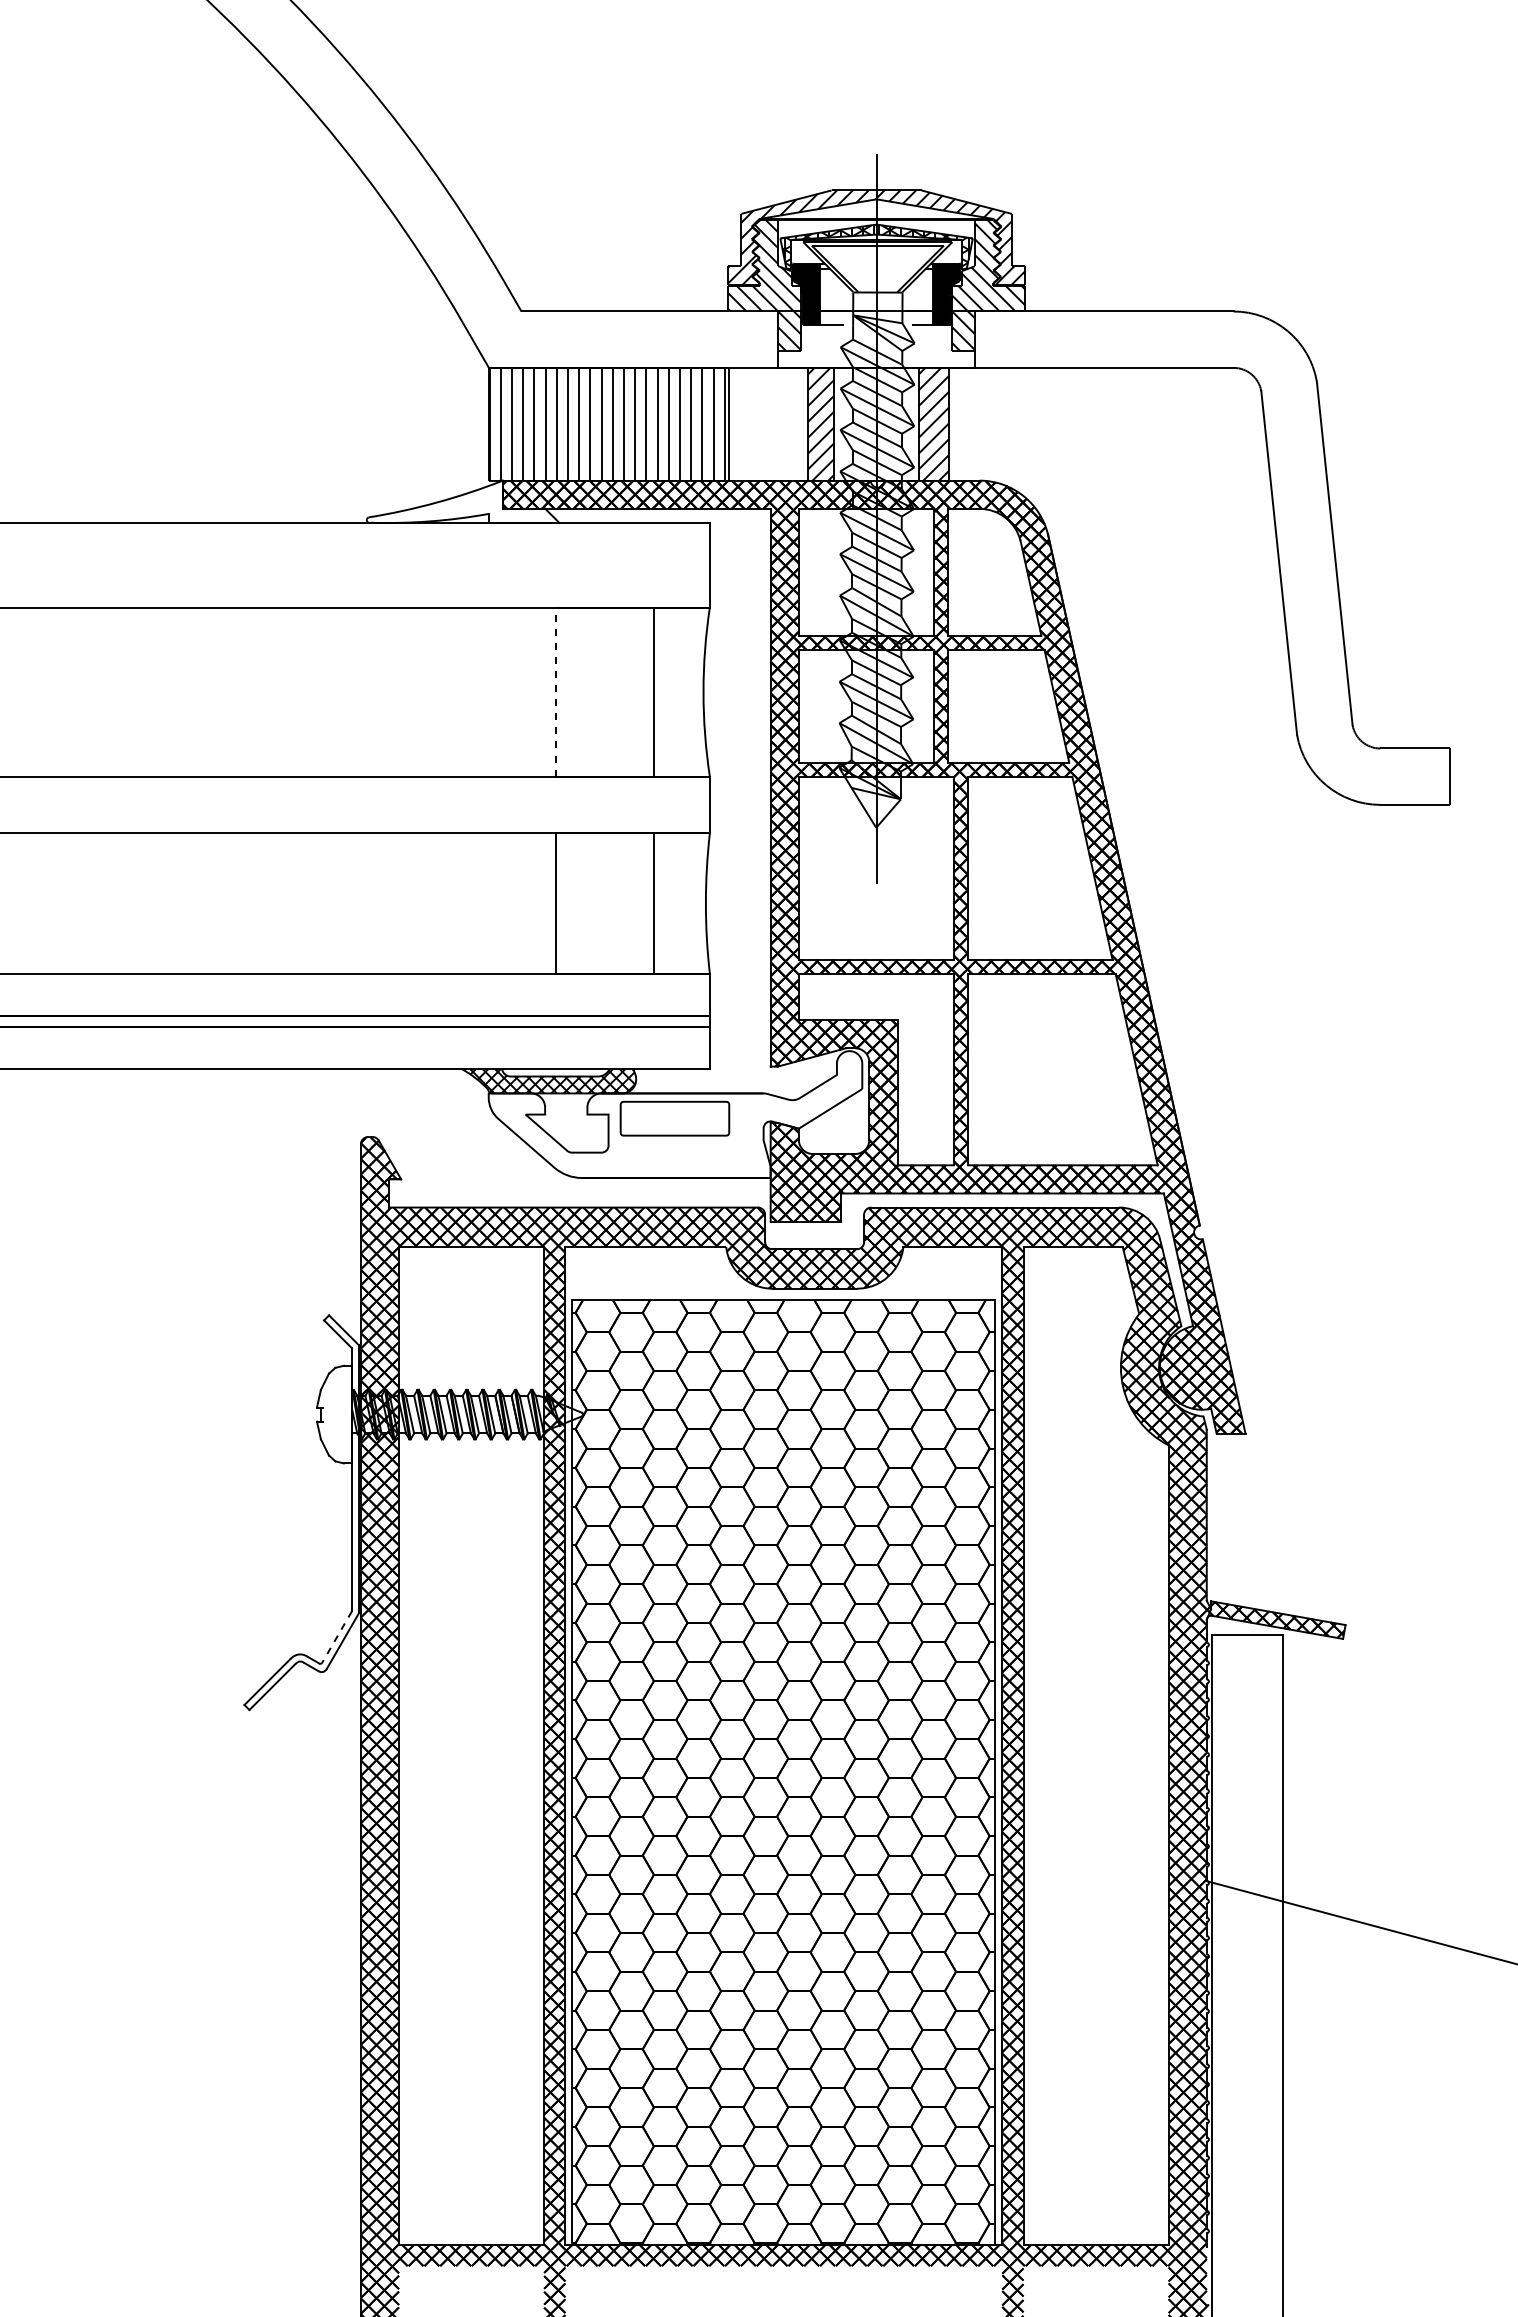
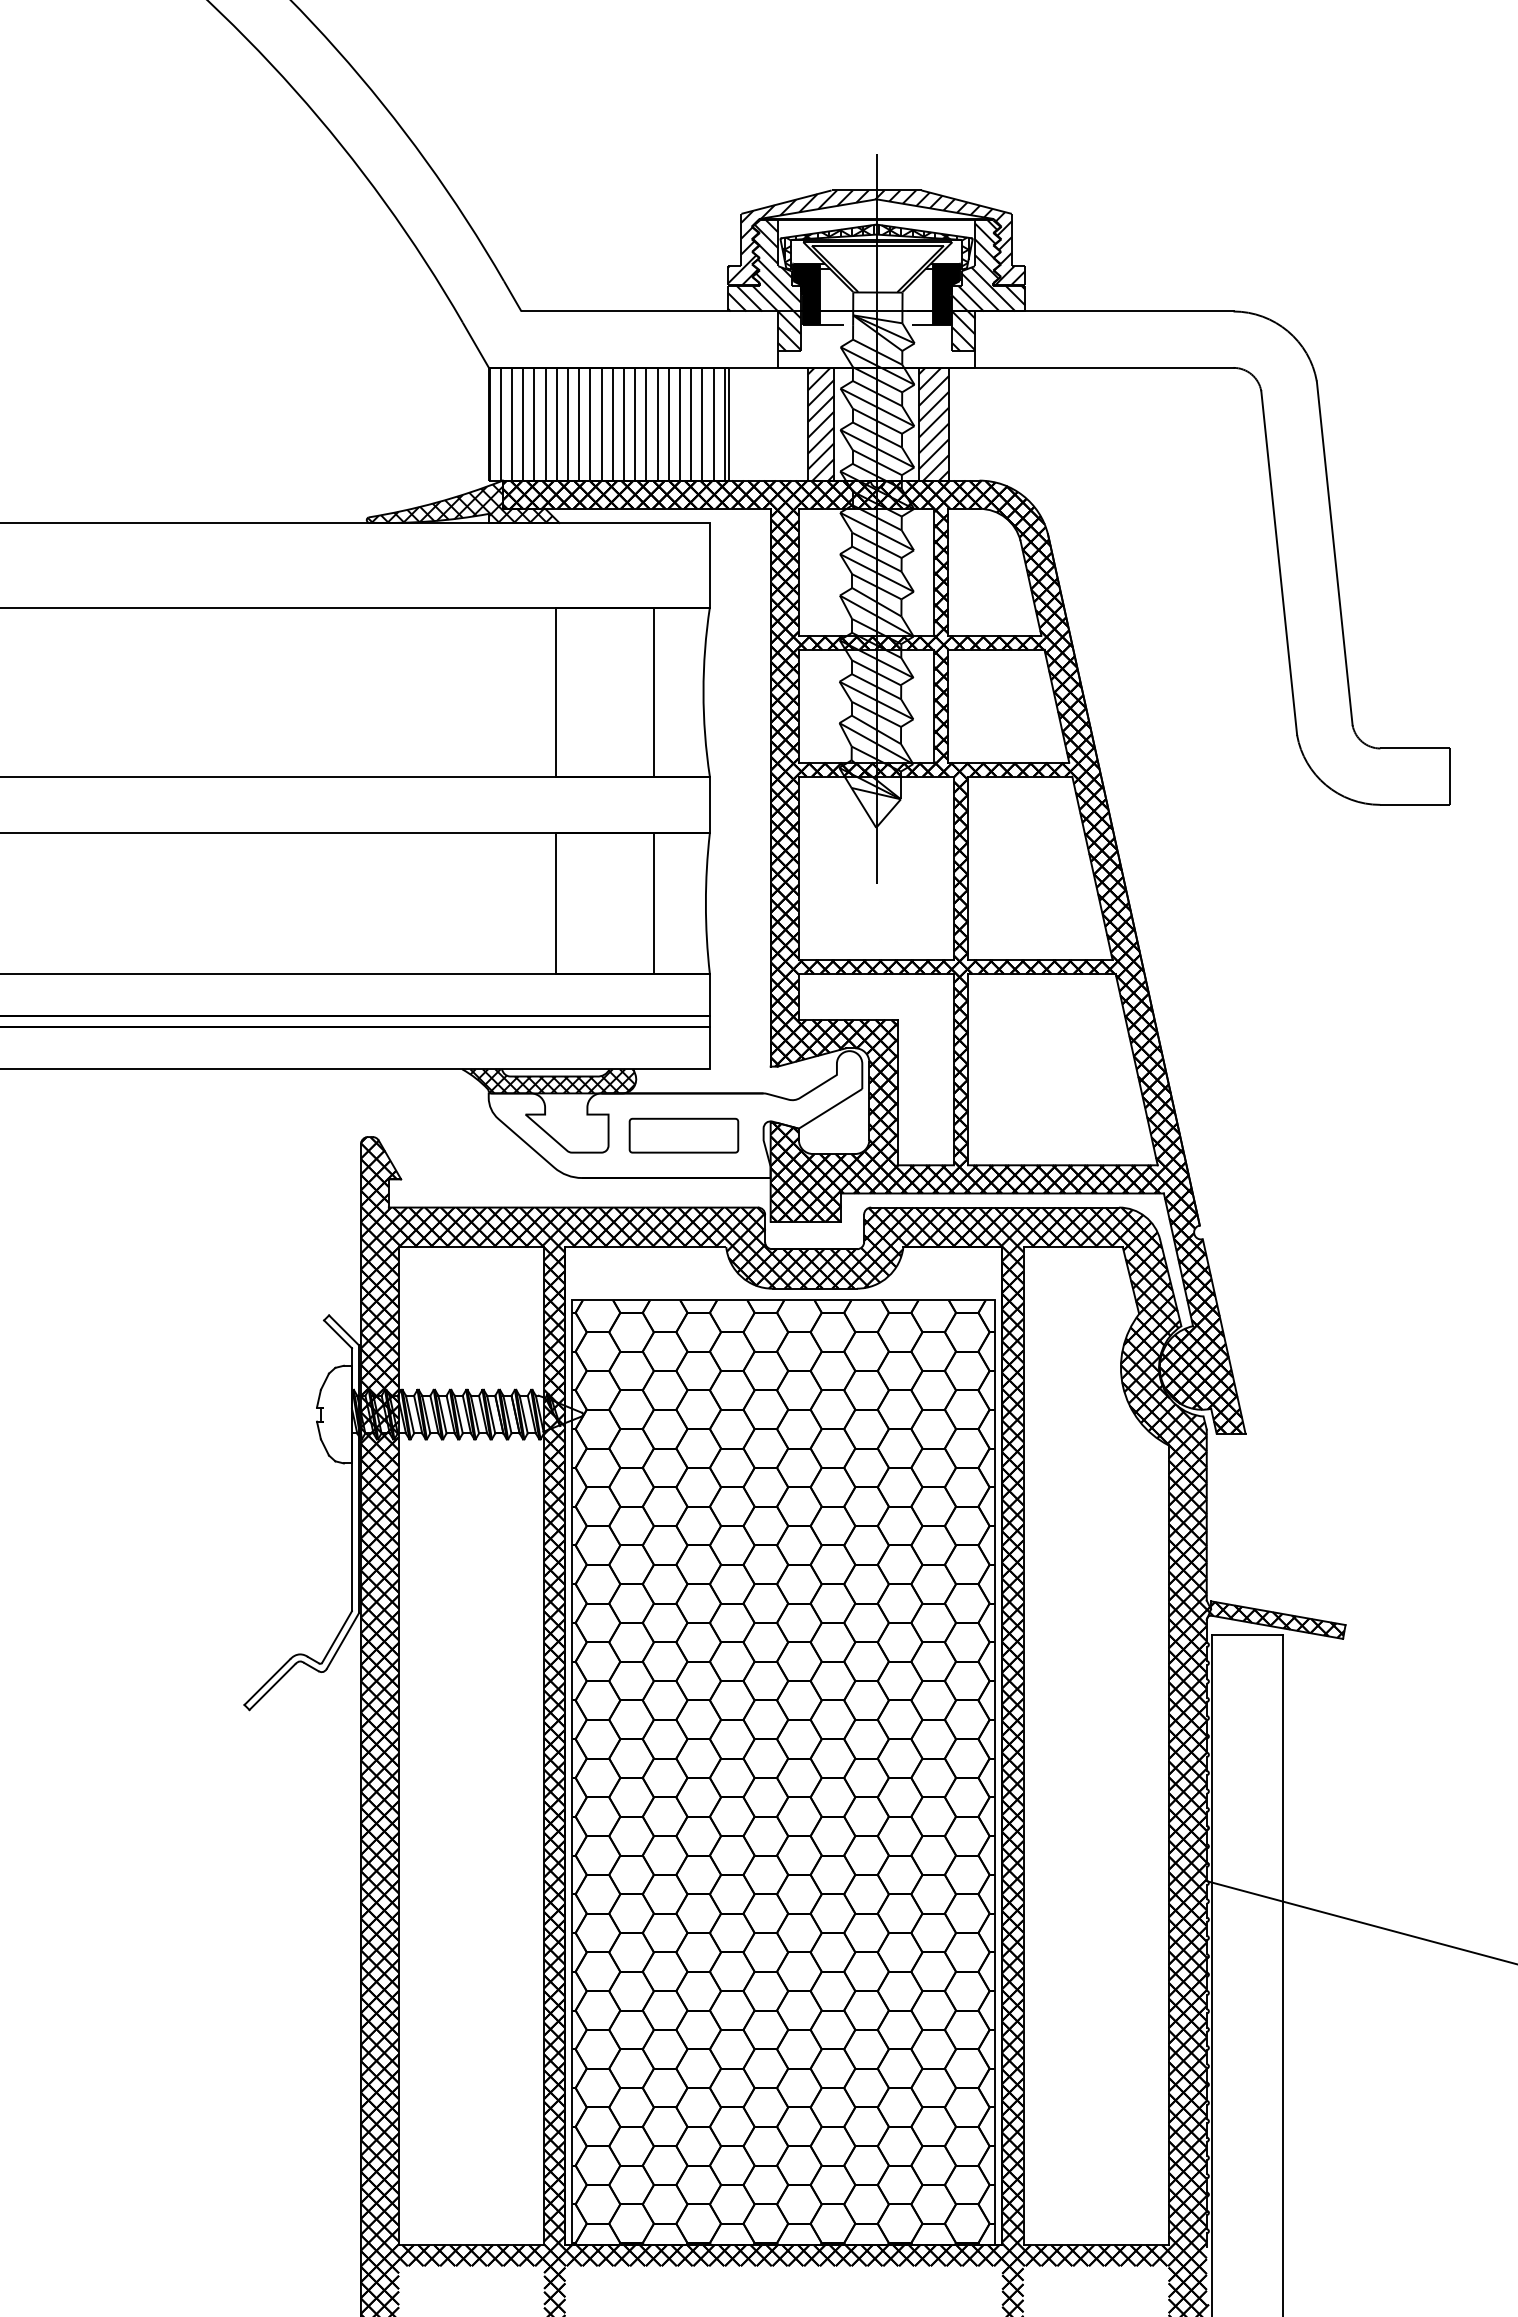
hatch: none -> present (459, 503)
line: dashed -> solid (556, 692)
part position: (674, 1118) -> (683, 1135) (683, 1135)
line: dashed -> solid (337, 1637)
